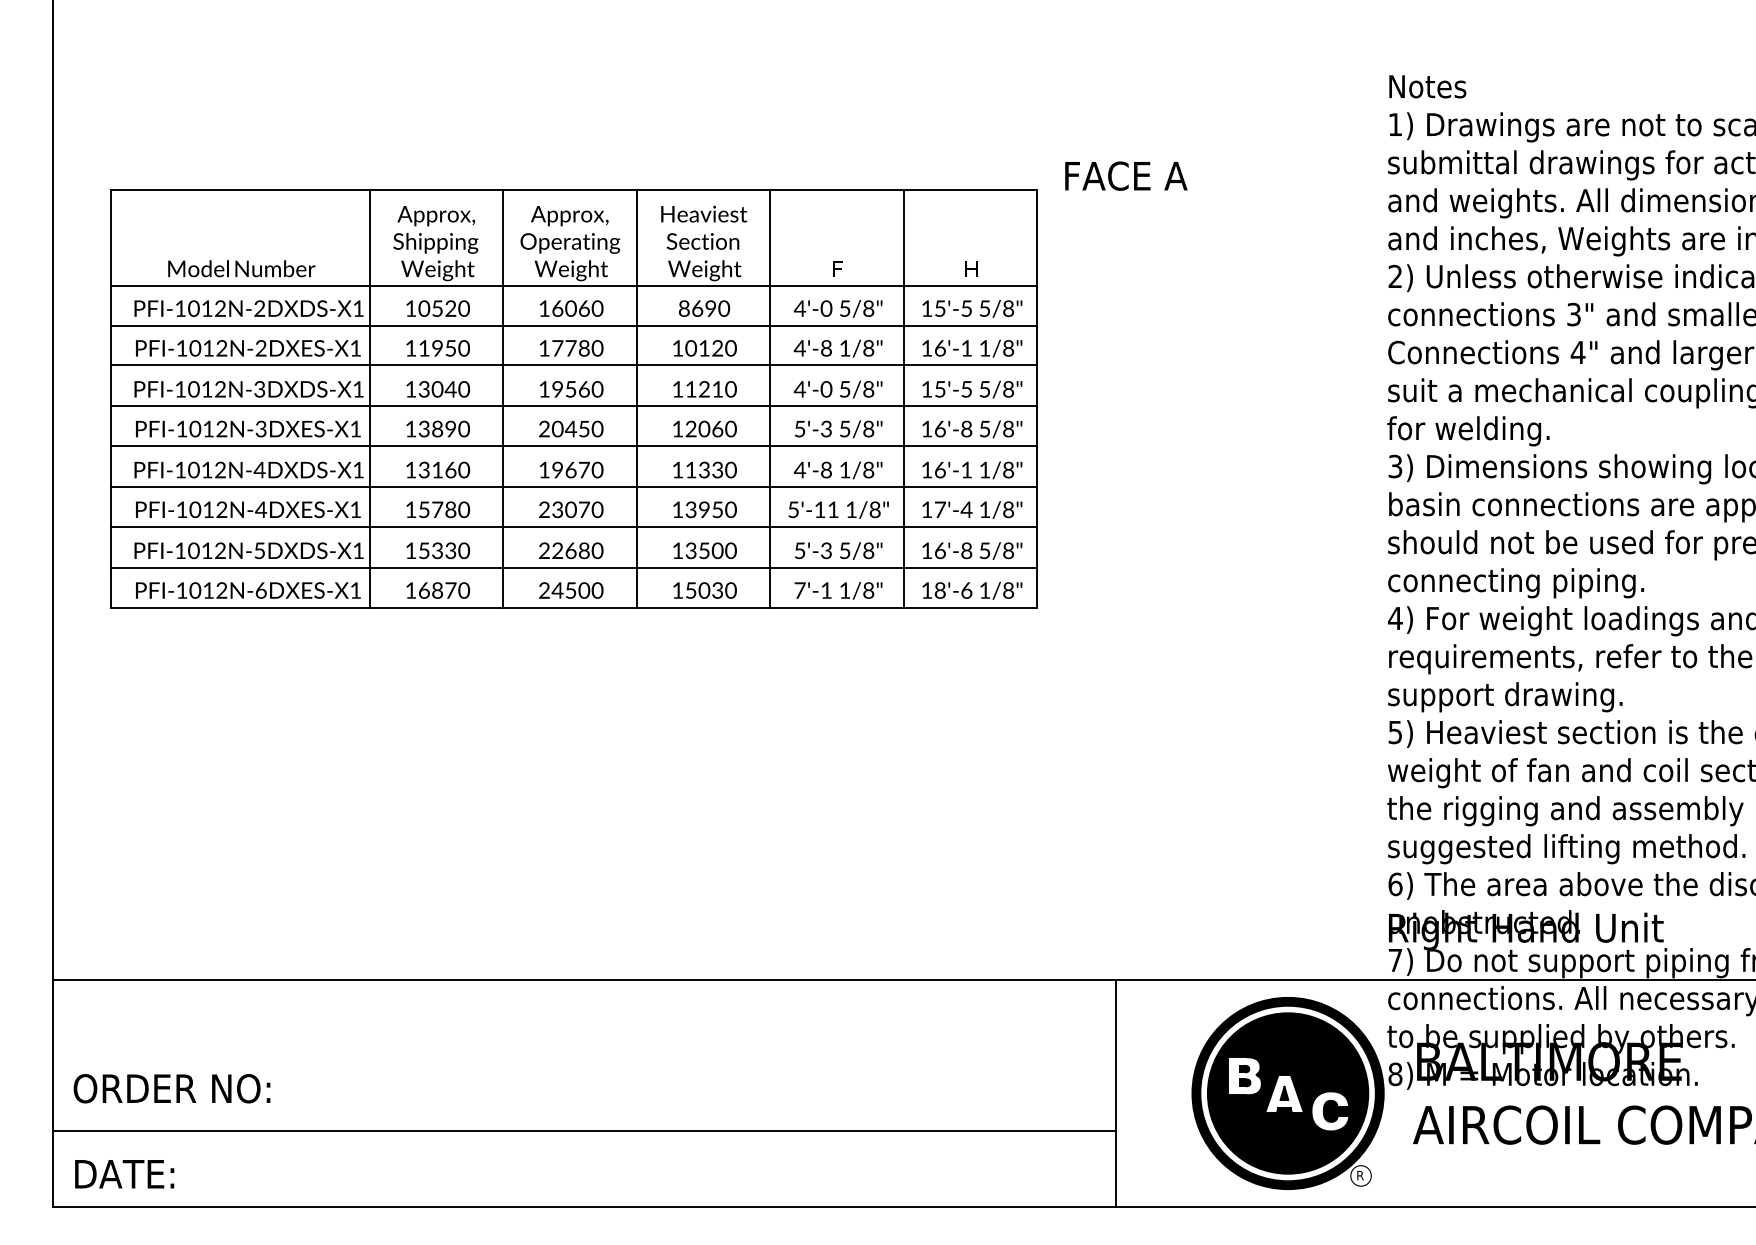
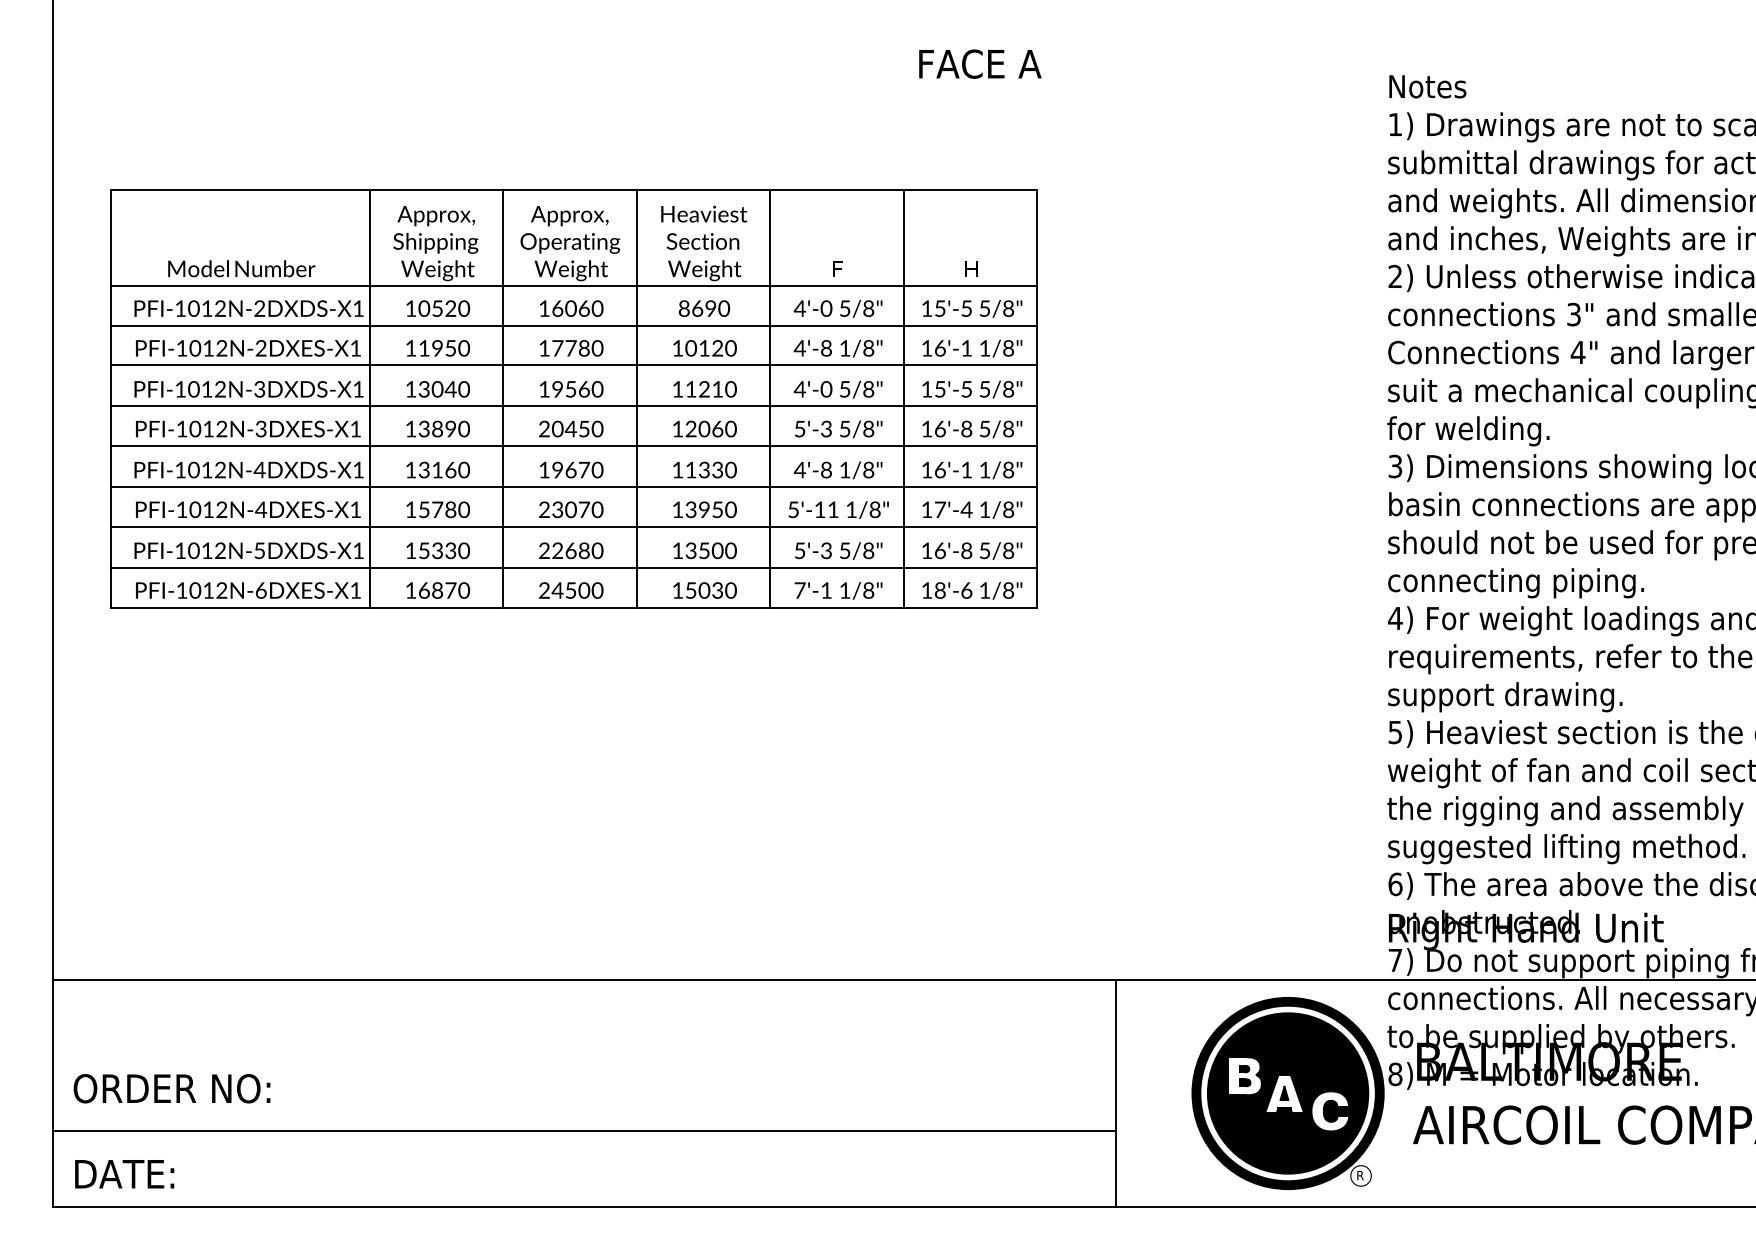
text position: (1126, 175) -> (980, 63) (980, 63)
